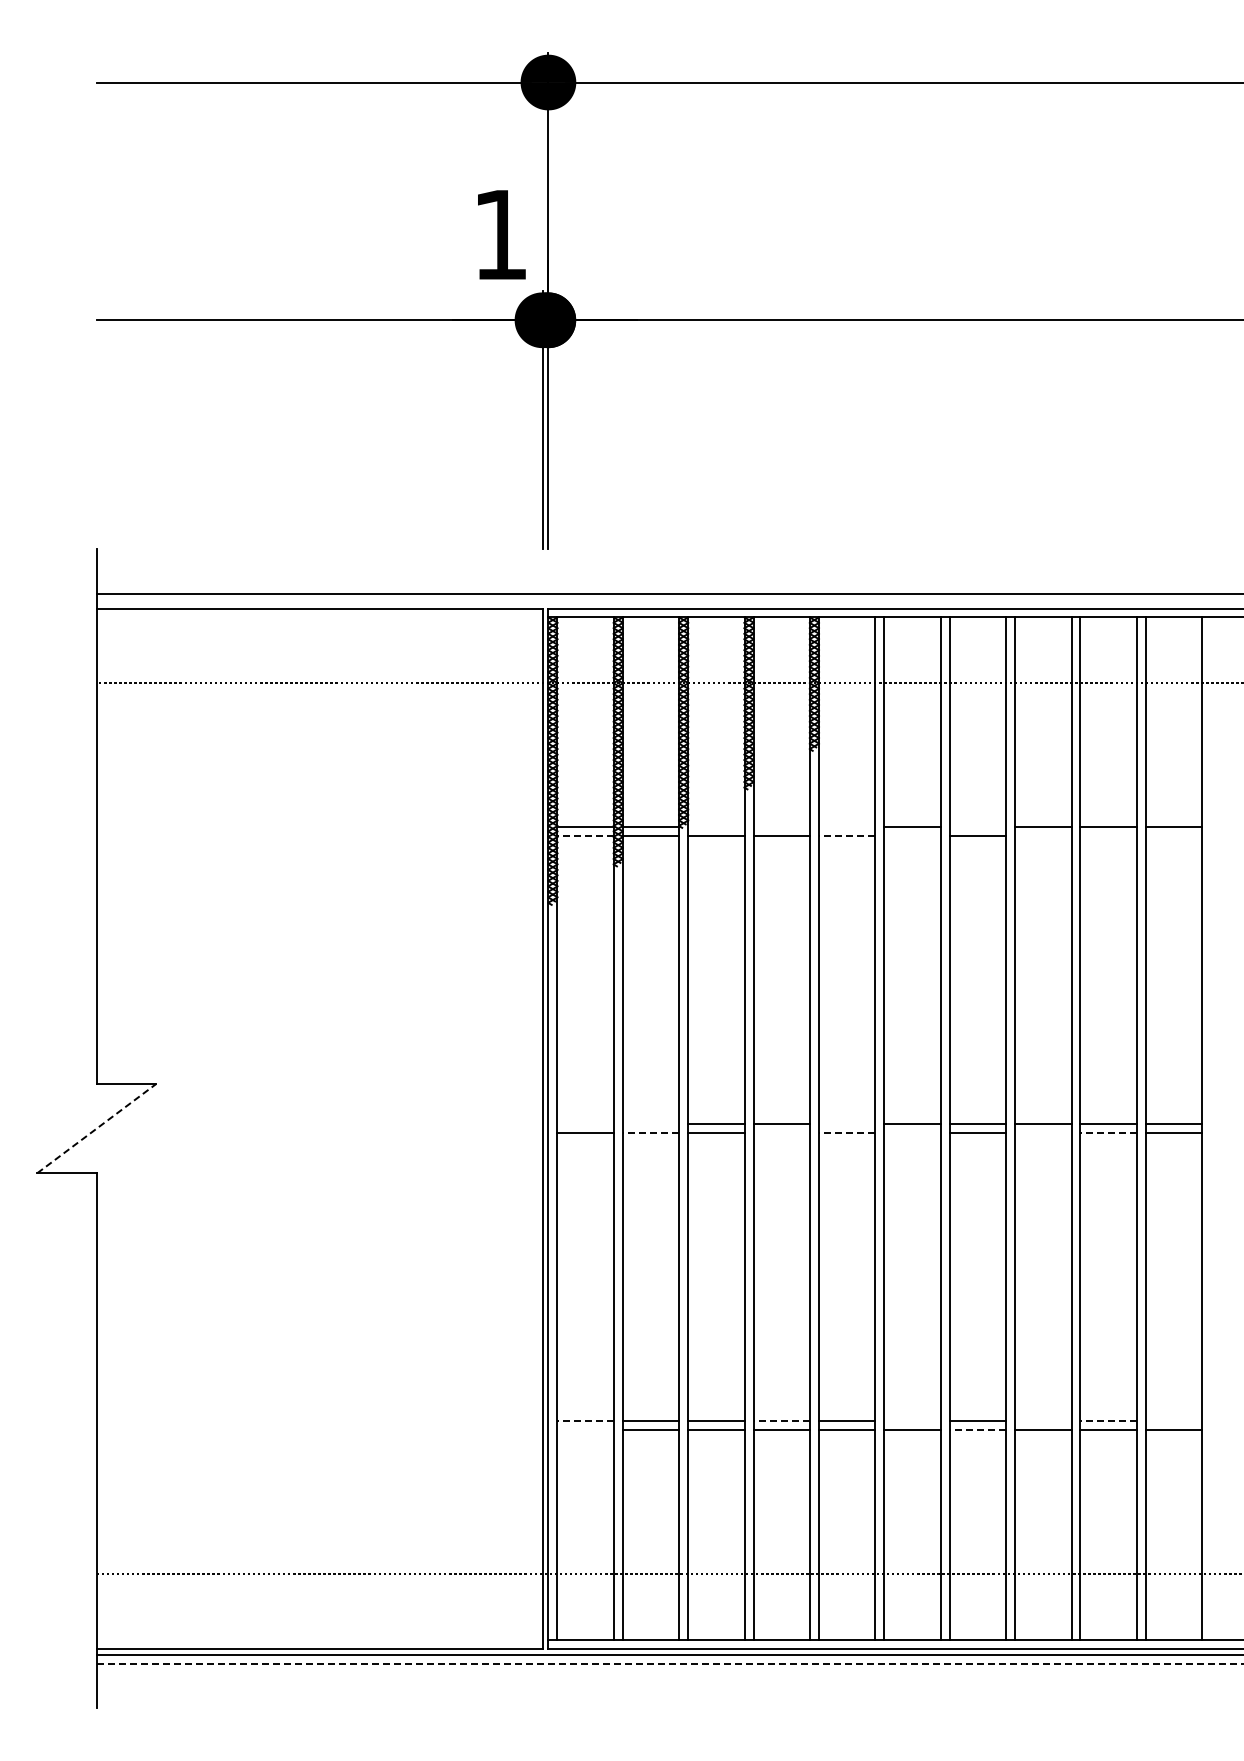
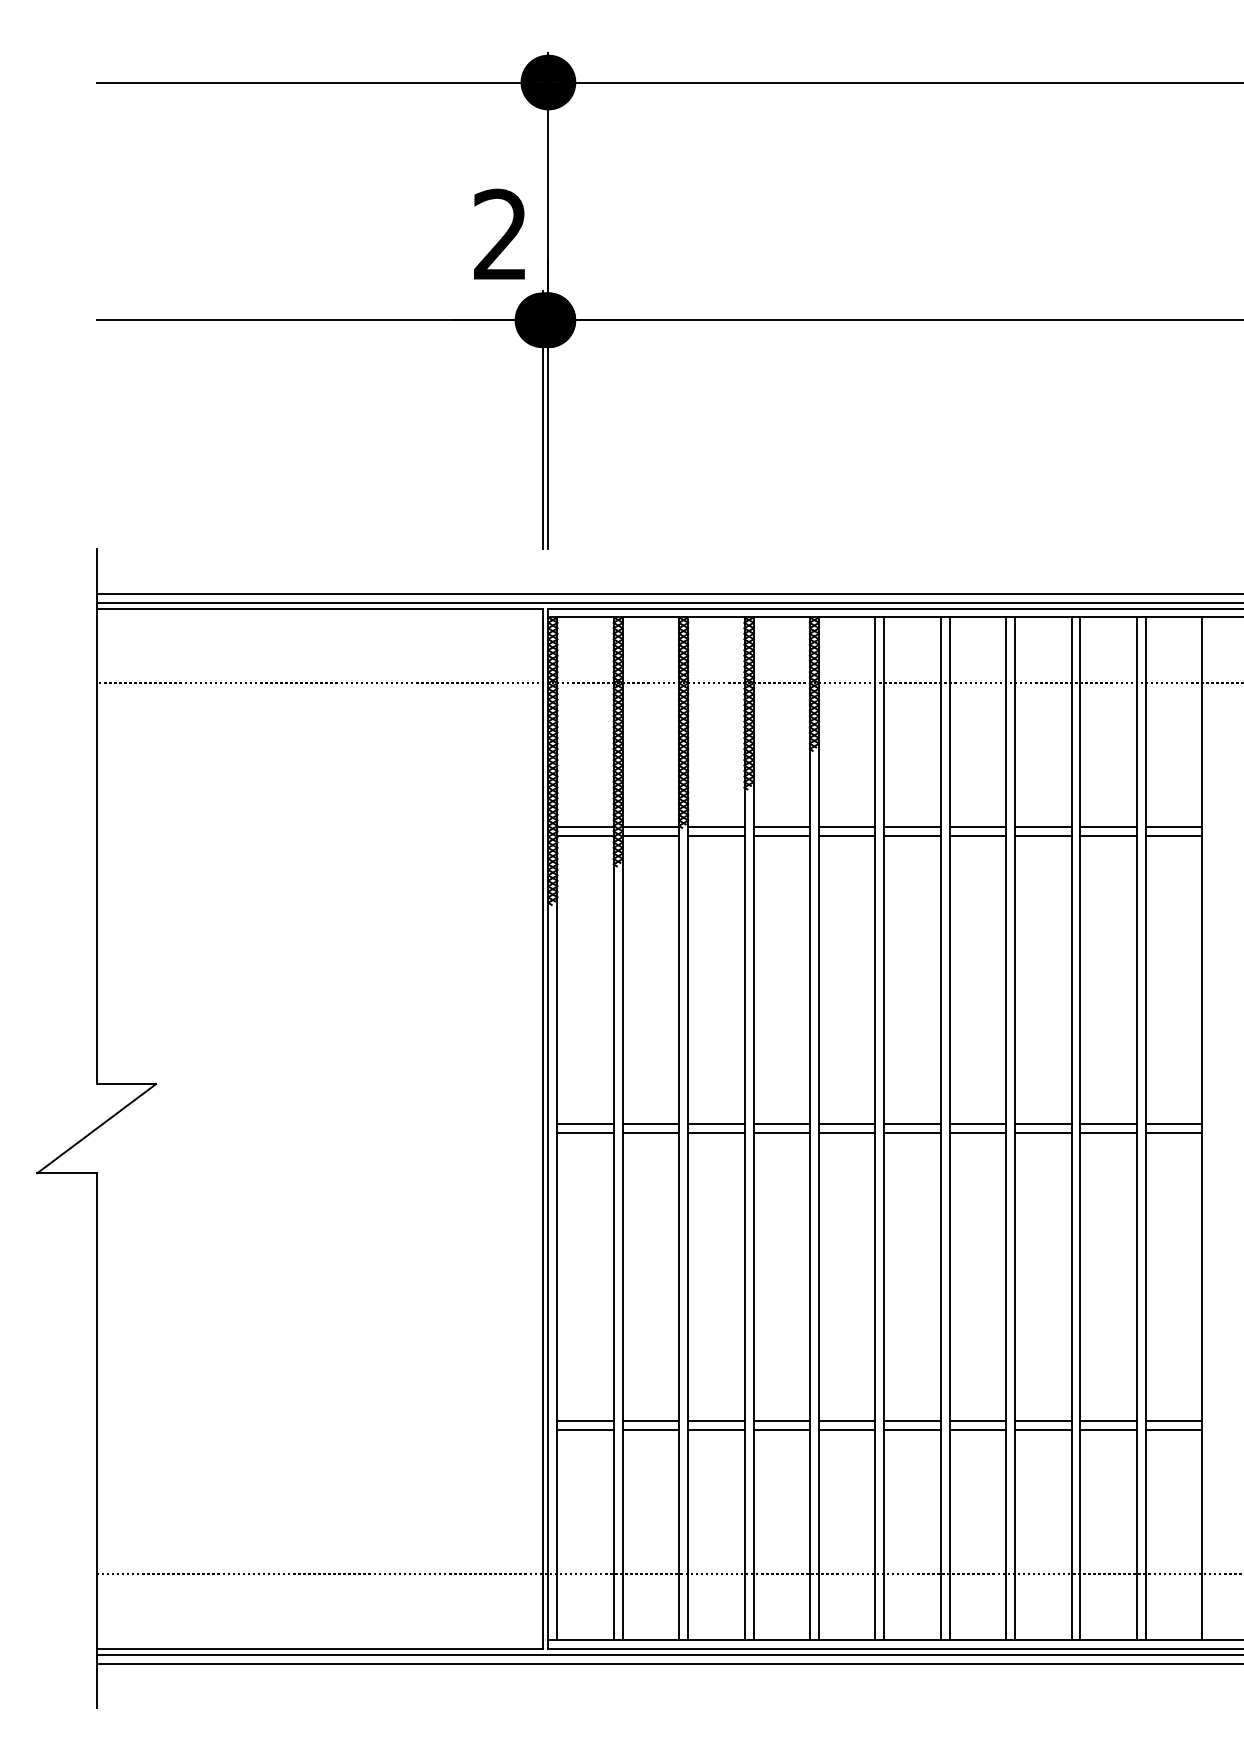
text: 1 -> 2 (499, 233)
line: none -> present (668, 602)
line: none -> present (716, 827)
line: none -> present (781, 827)
line: none -> present (846, 827)
line: none -> present (977, 827)
line: dashed -> solid (585, 835)
line: dashed -> solid (846, 835)
line: none -> present (912, 835)
line: none -> present (1043, 835)
line: none -> present (1108, 835)
line: none -> present (1173, 835)
line: none -> present (585, 1124)
line: none -> present (650, 1124)
line: none -> present (846, 1124)
line: dashed -> solid (97, 1128)
line: dashed -> solid (650, 1133)
line: none -> present (781, 1133)
line: dashed -> solid (846, 1133)
line: none -> present (912, 1133)
line: none -> present (1043, 1133)
line: dashed -> solid (1108, 1133)
line: dashed -> solid (585, 1421)
line: dashed -> solid (781, 1421)
line: none -> present (912, 1421)
line: none -> present (1043, 1421)
line: dashed -> solid (1108, 1421)
line: none -> present (1173, 1421)
line: none -> present (585, 1430)
line: dashed -> solid (977, 1430)
line: dashed -> solid (670, 1663)
